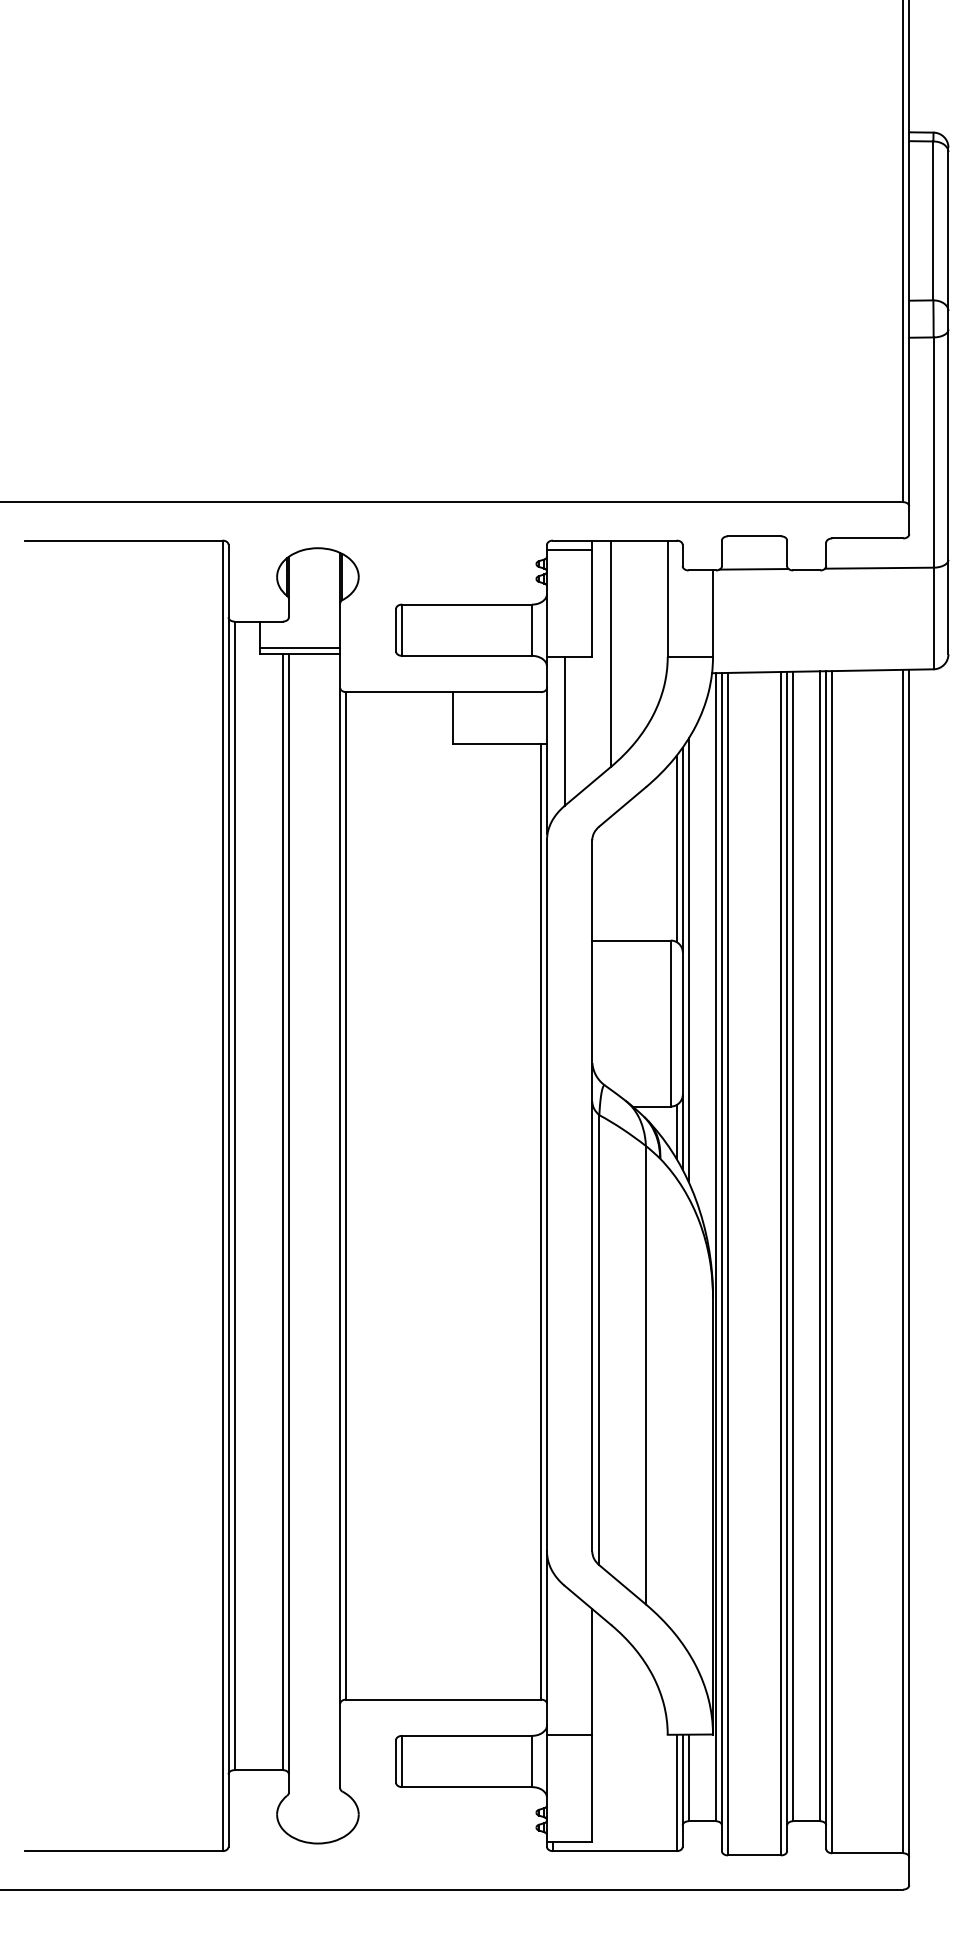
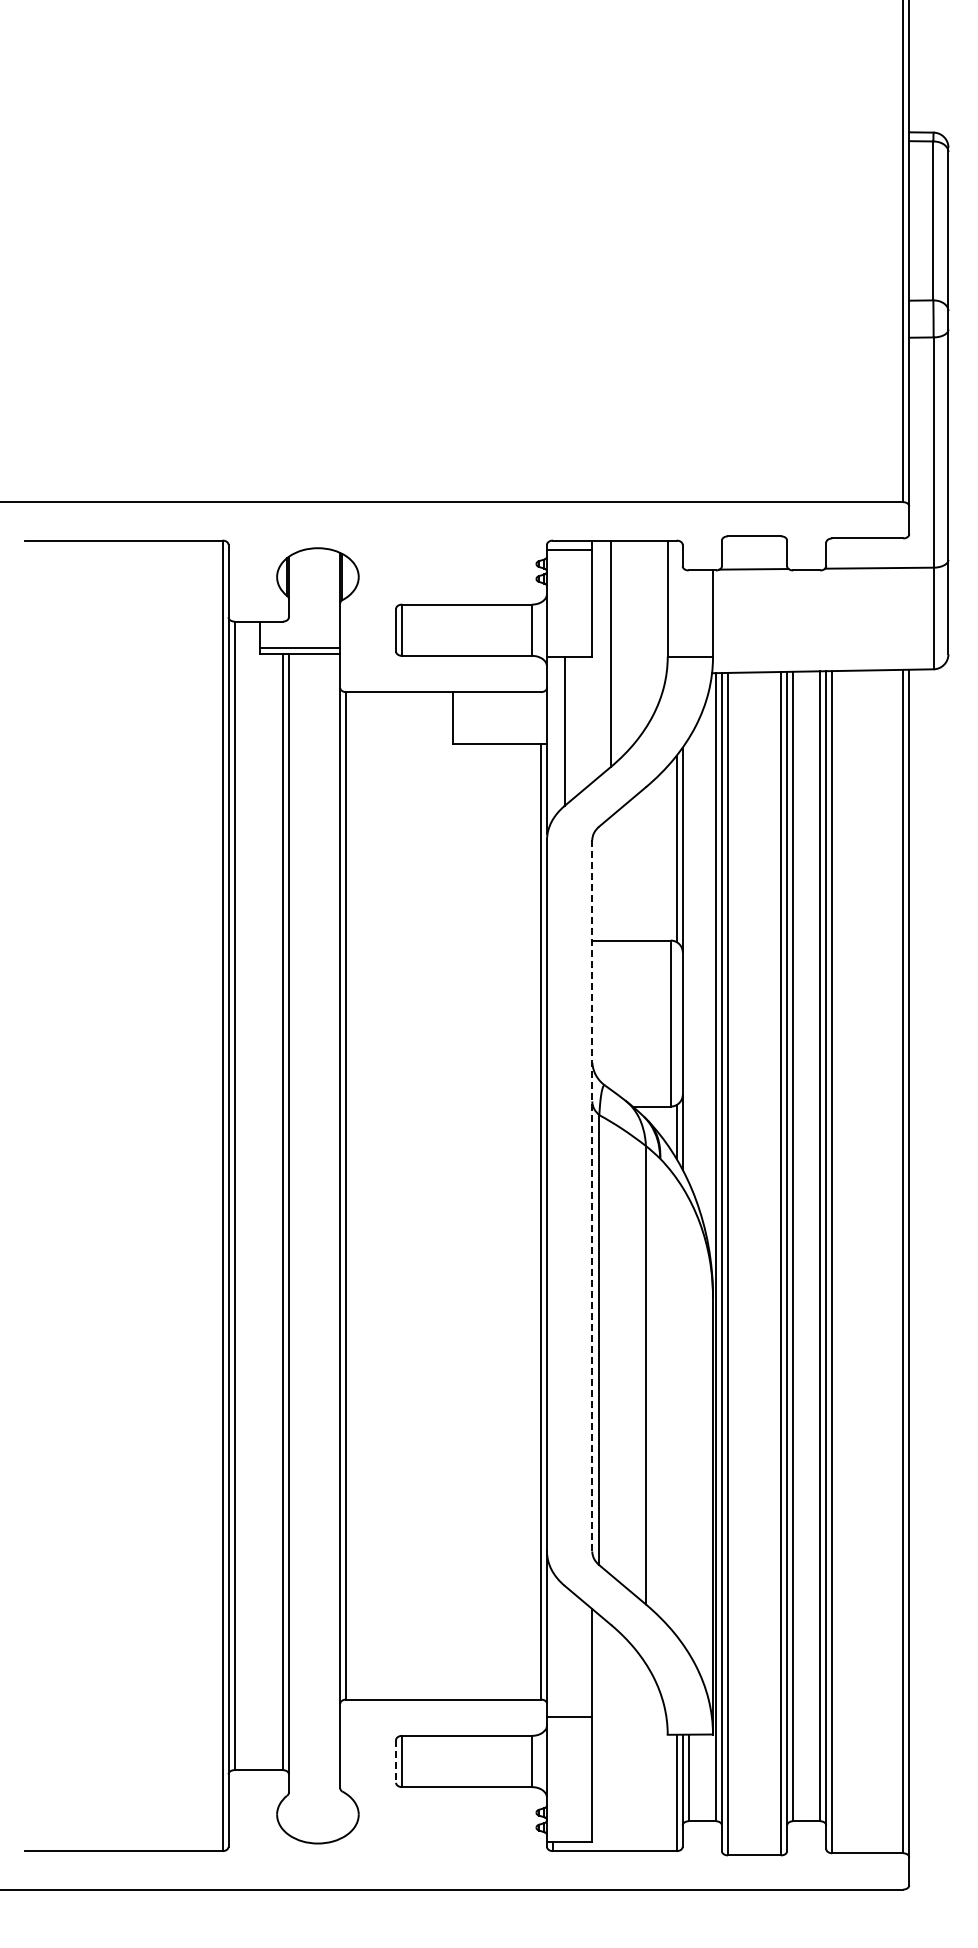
line: present -> none (688, 960)
line: solid -> dashed (592, 1195)
line position: (569, 1734) -> (569, 1716) (569, 1716)
line: solid -> dashed (396, 1761)
